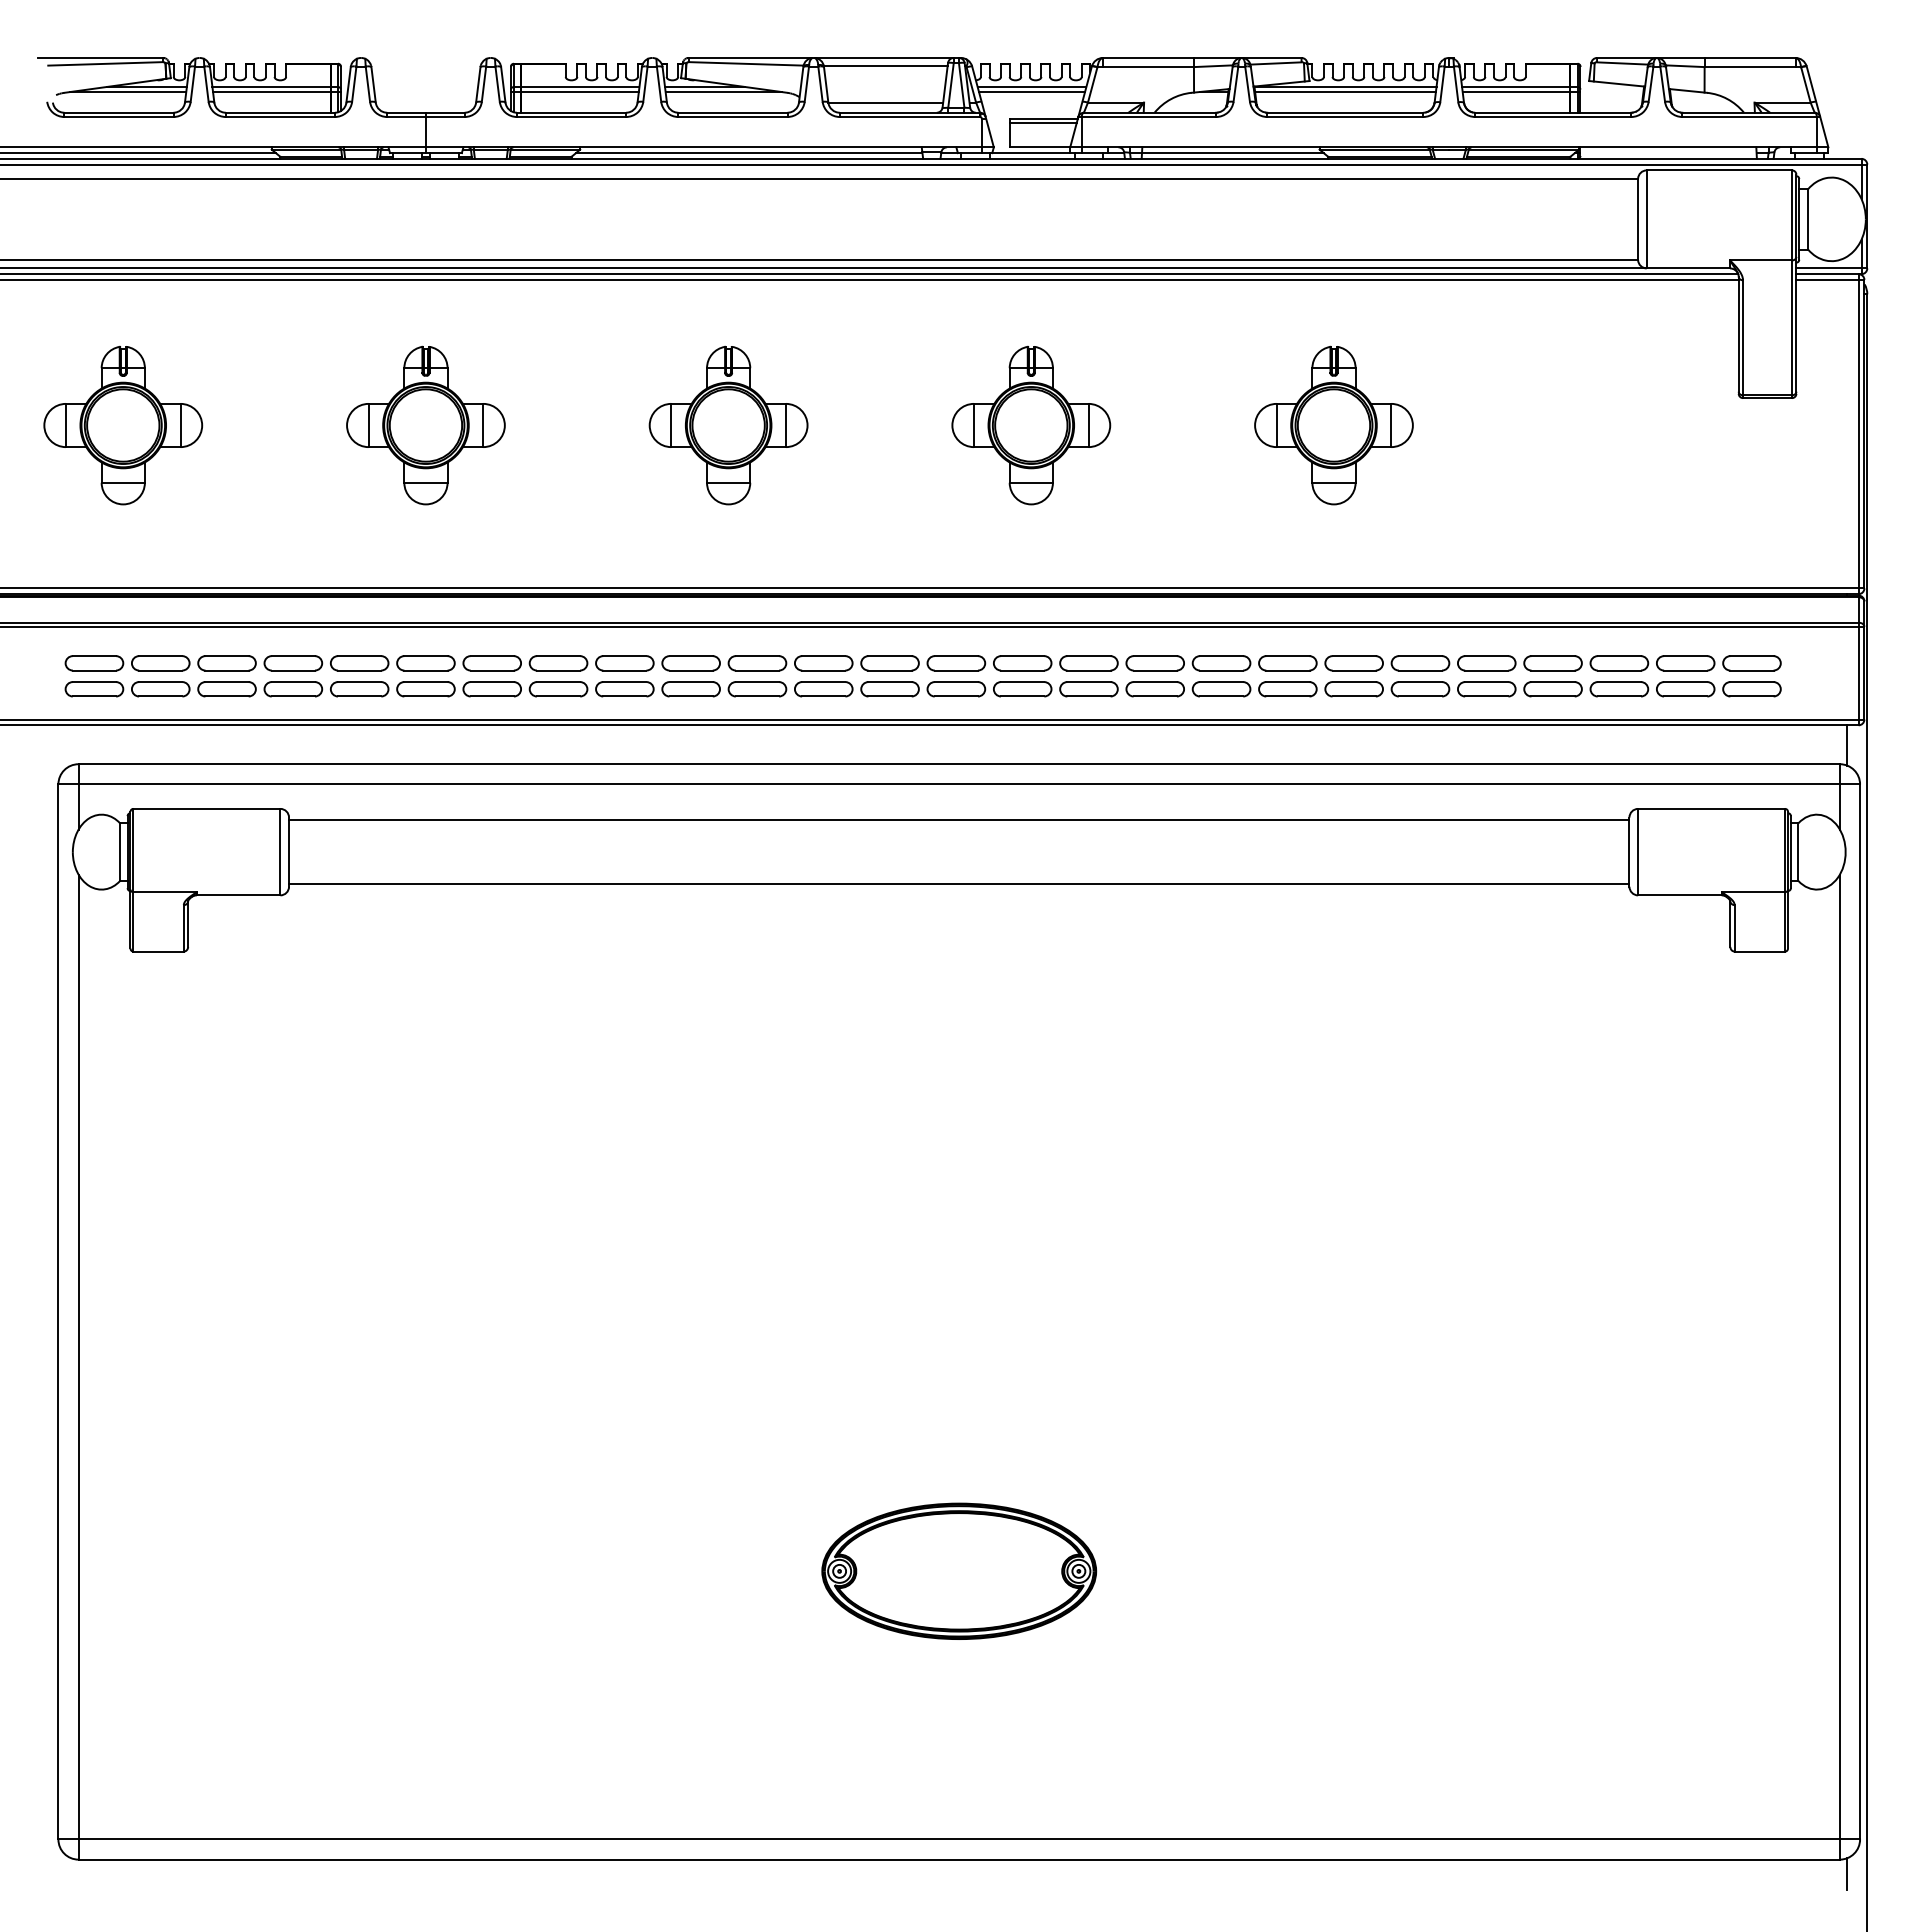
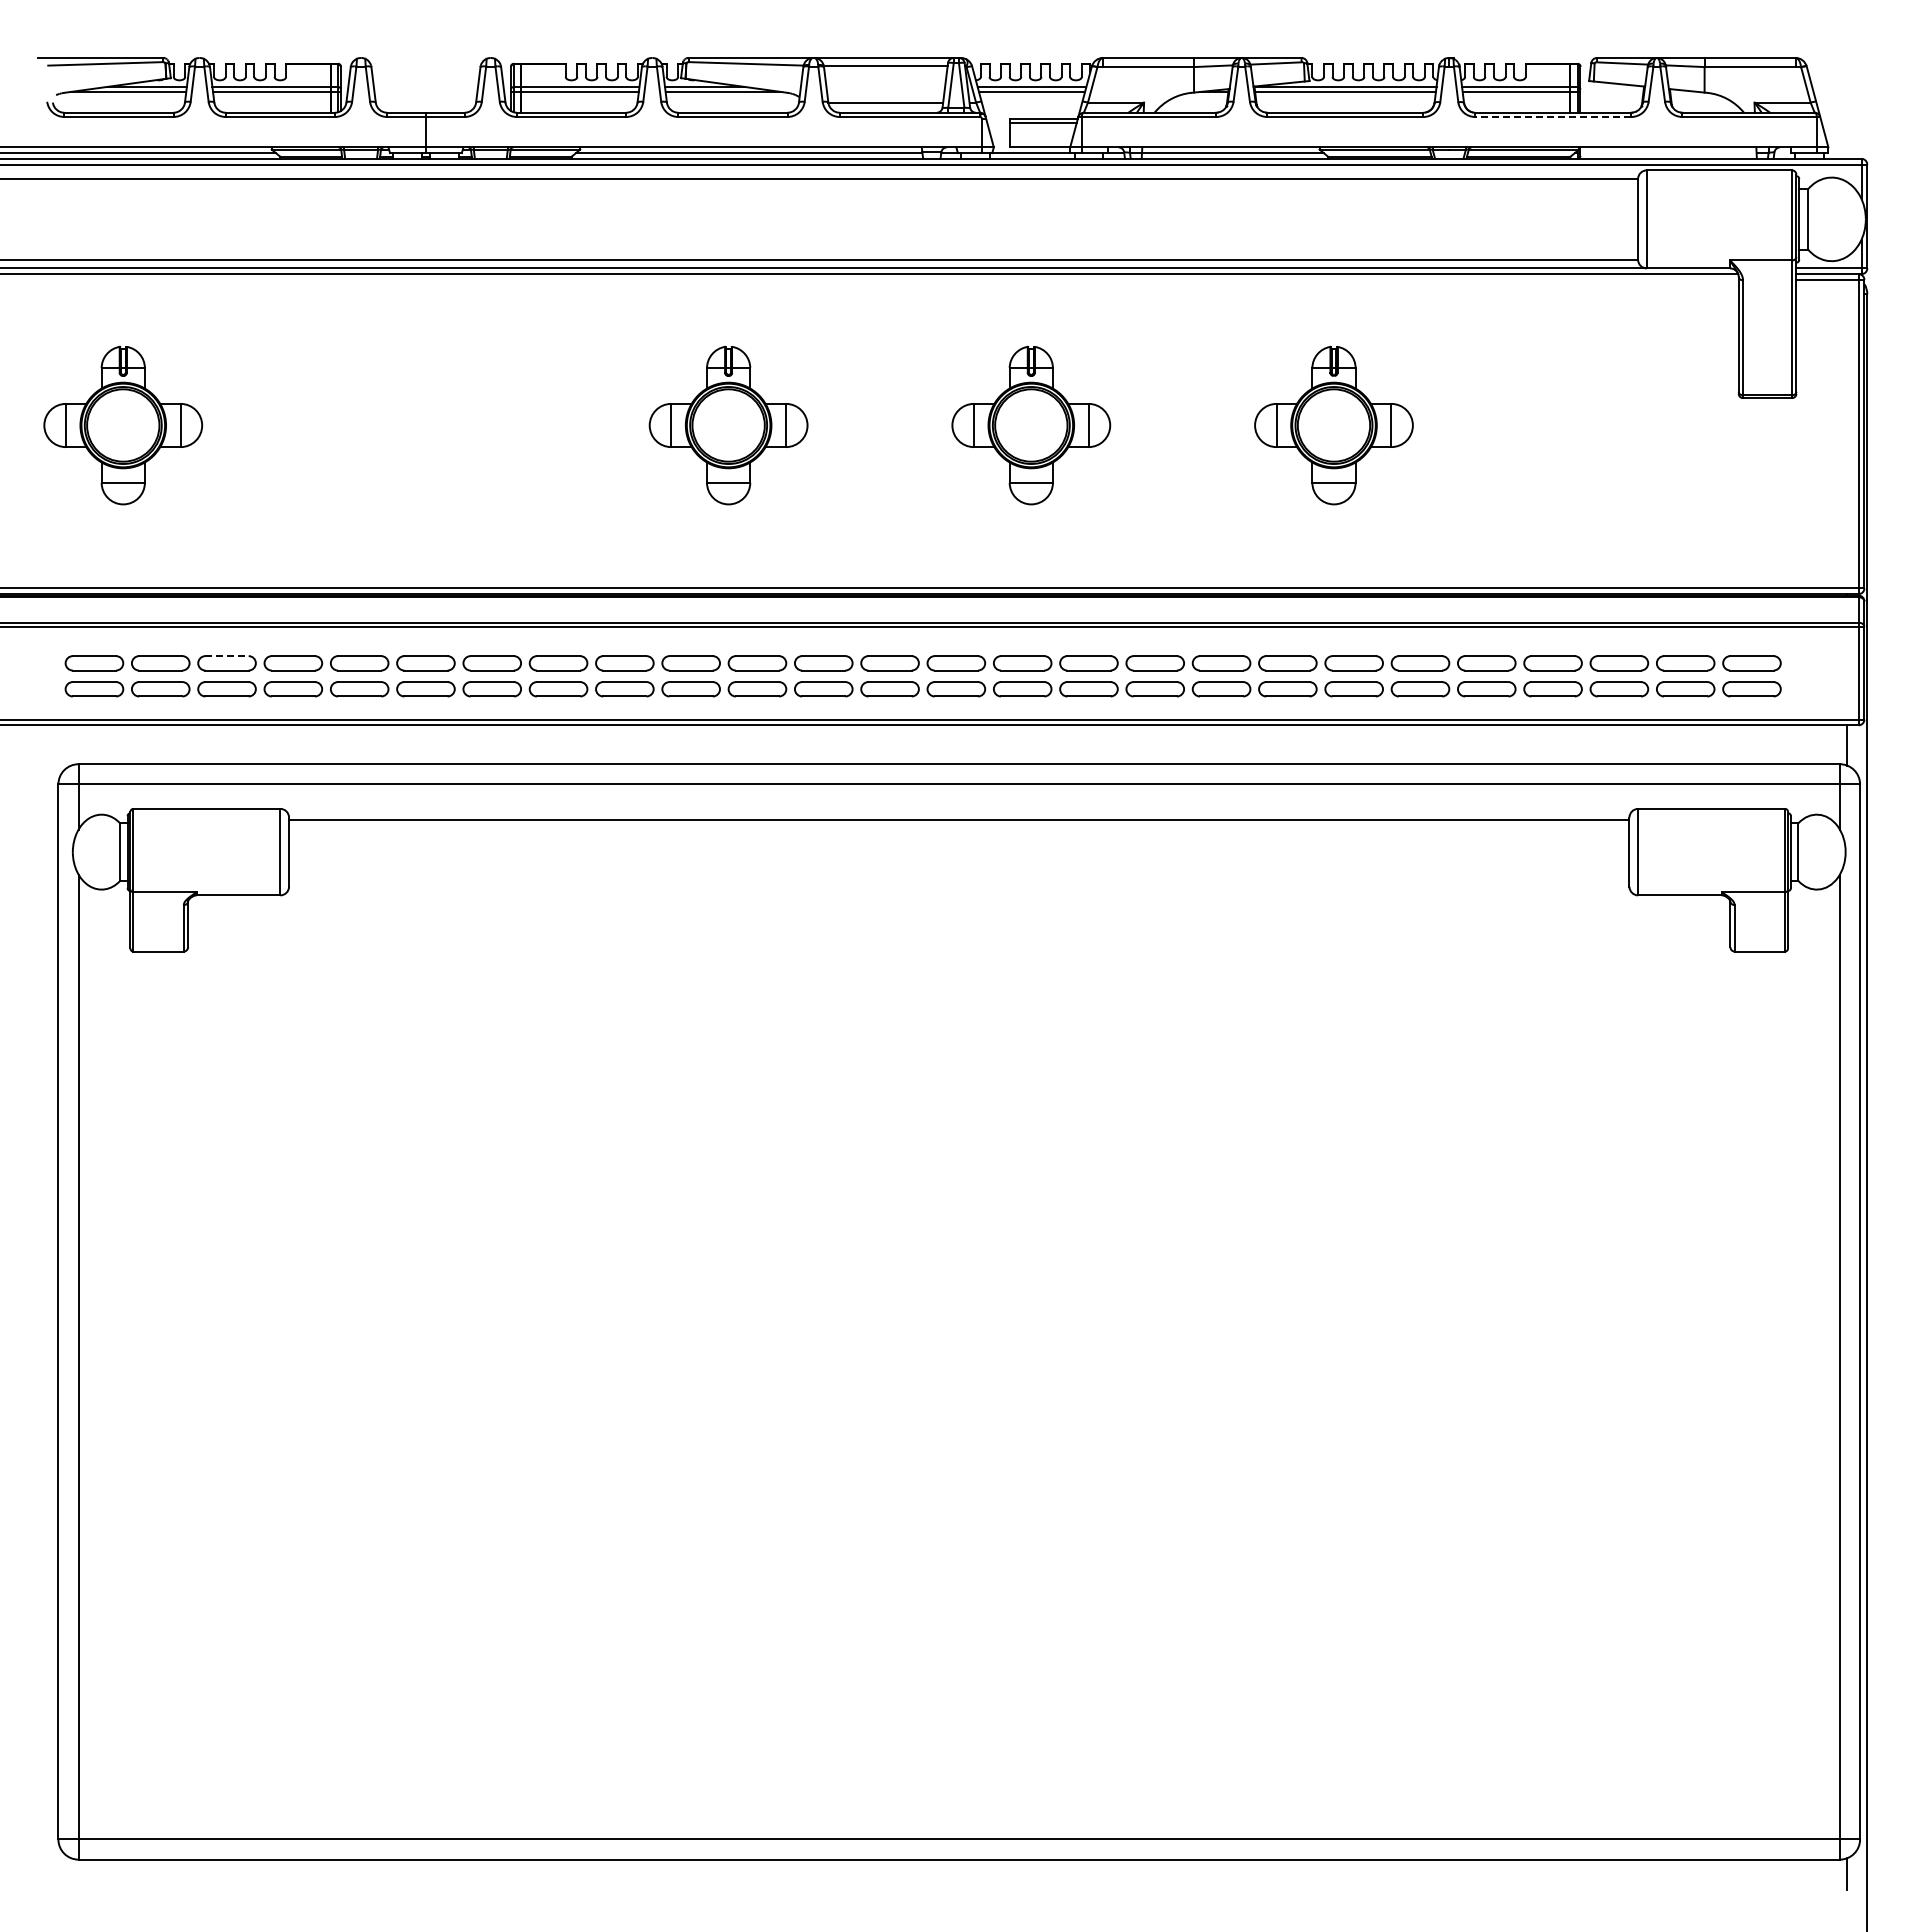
line: solid -> dashed (1552, 117)
line: present -> none (870, 279)
part: present -> none (425, 425)
line: solid -> dashed (227, 656)
line: present -> none (959, 883)
part: present -> none (959, 1570)
